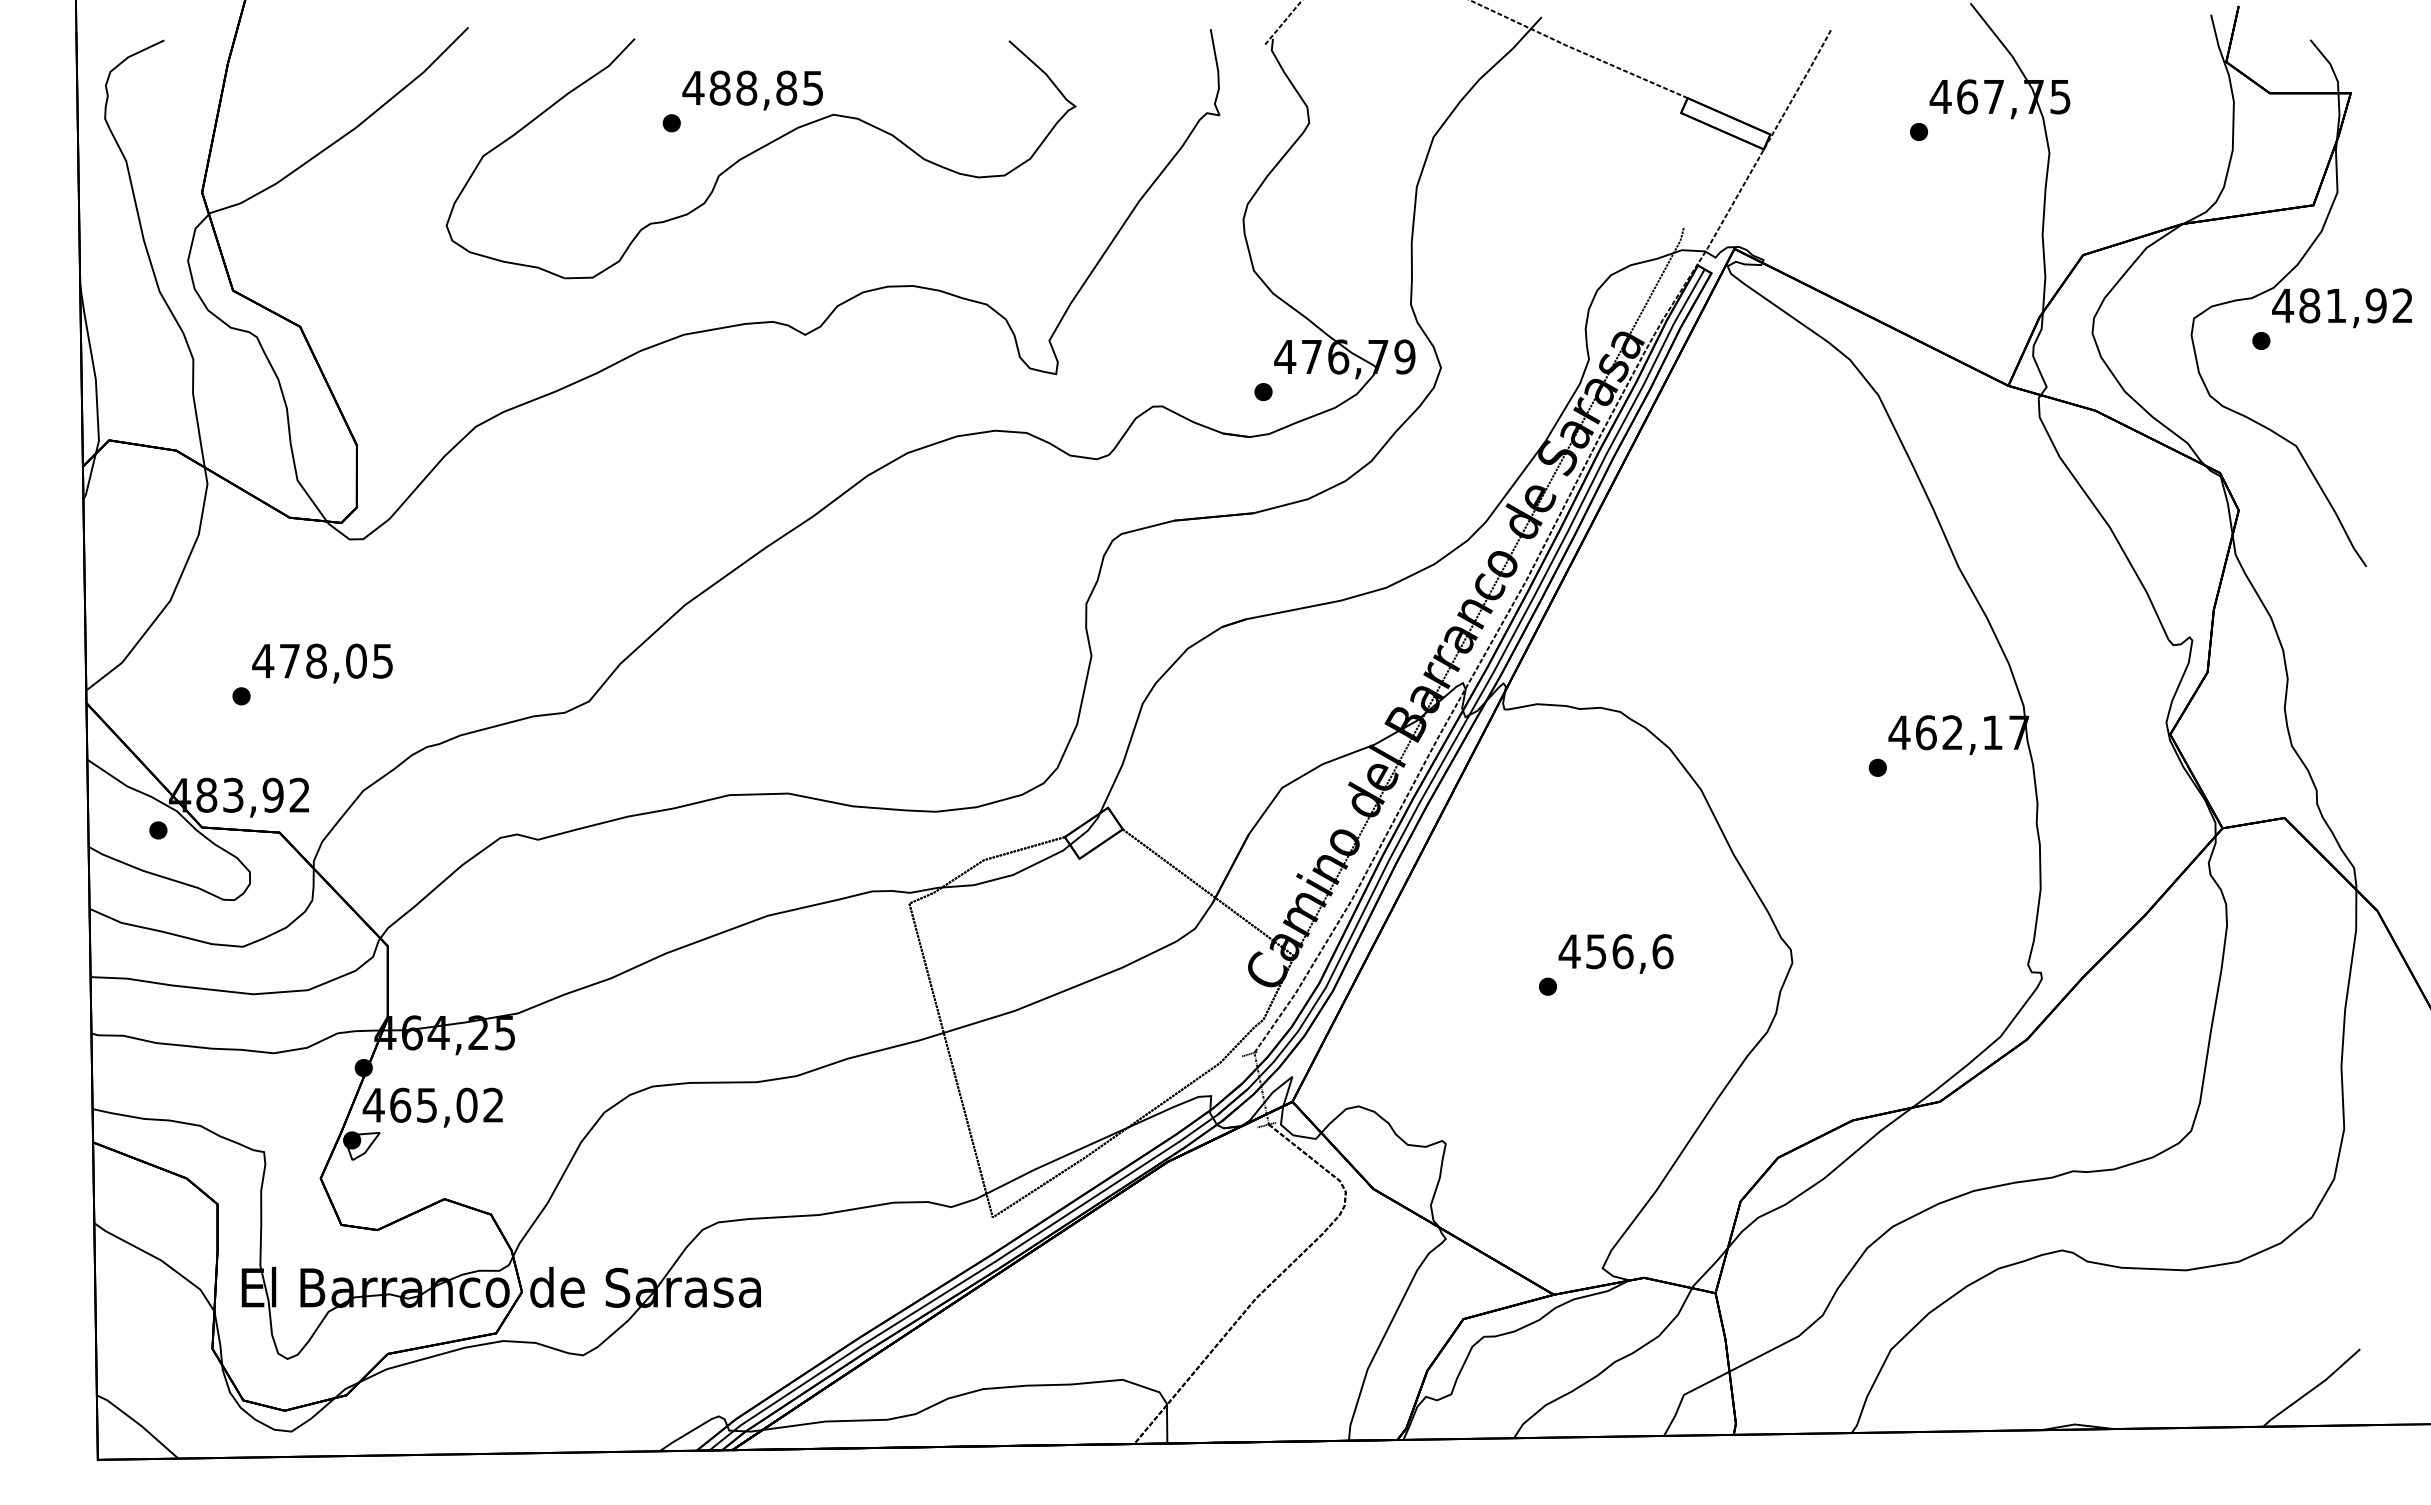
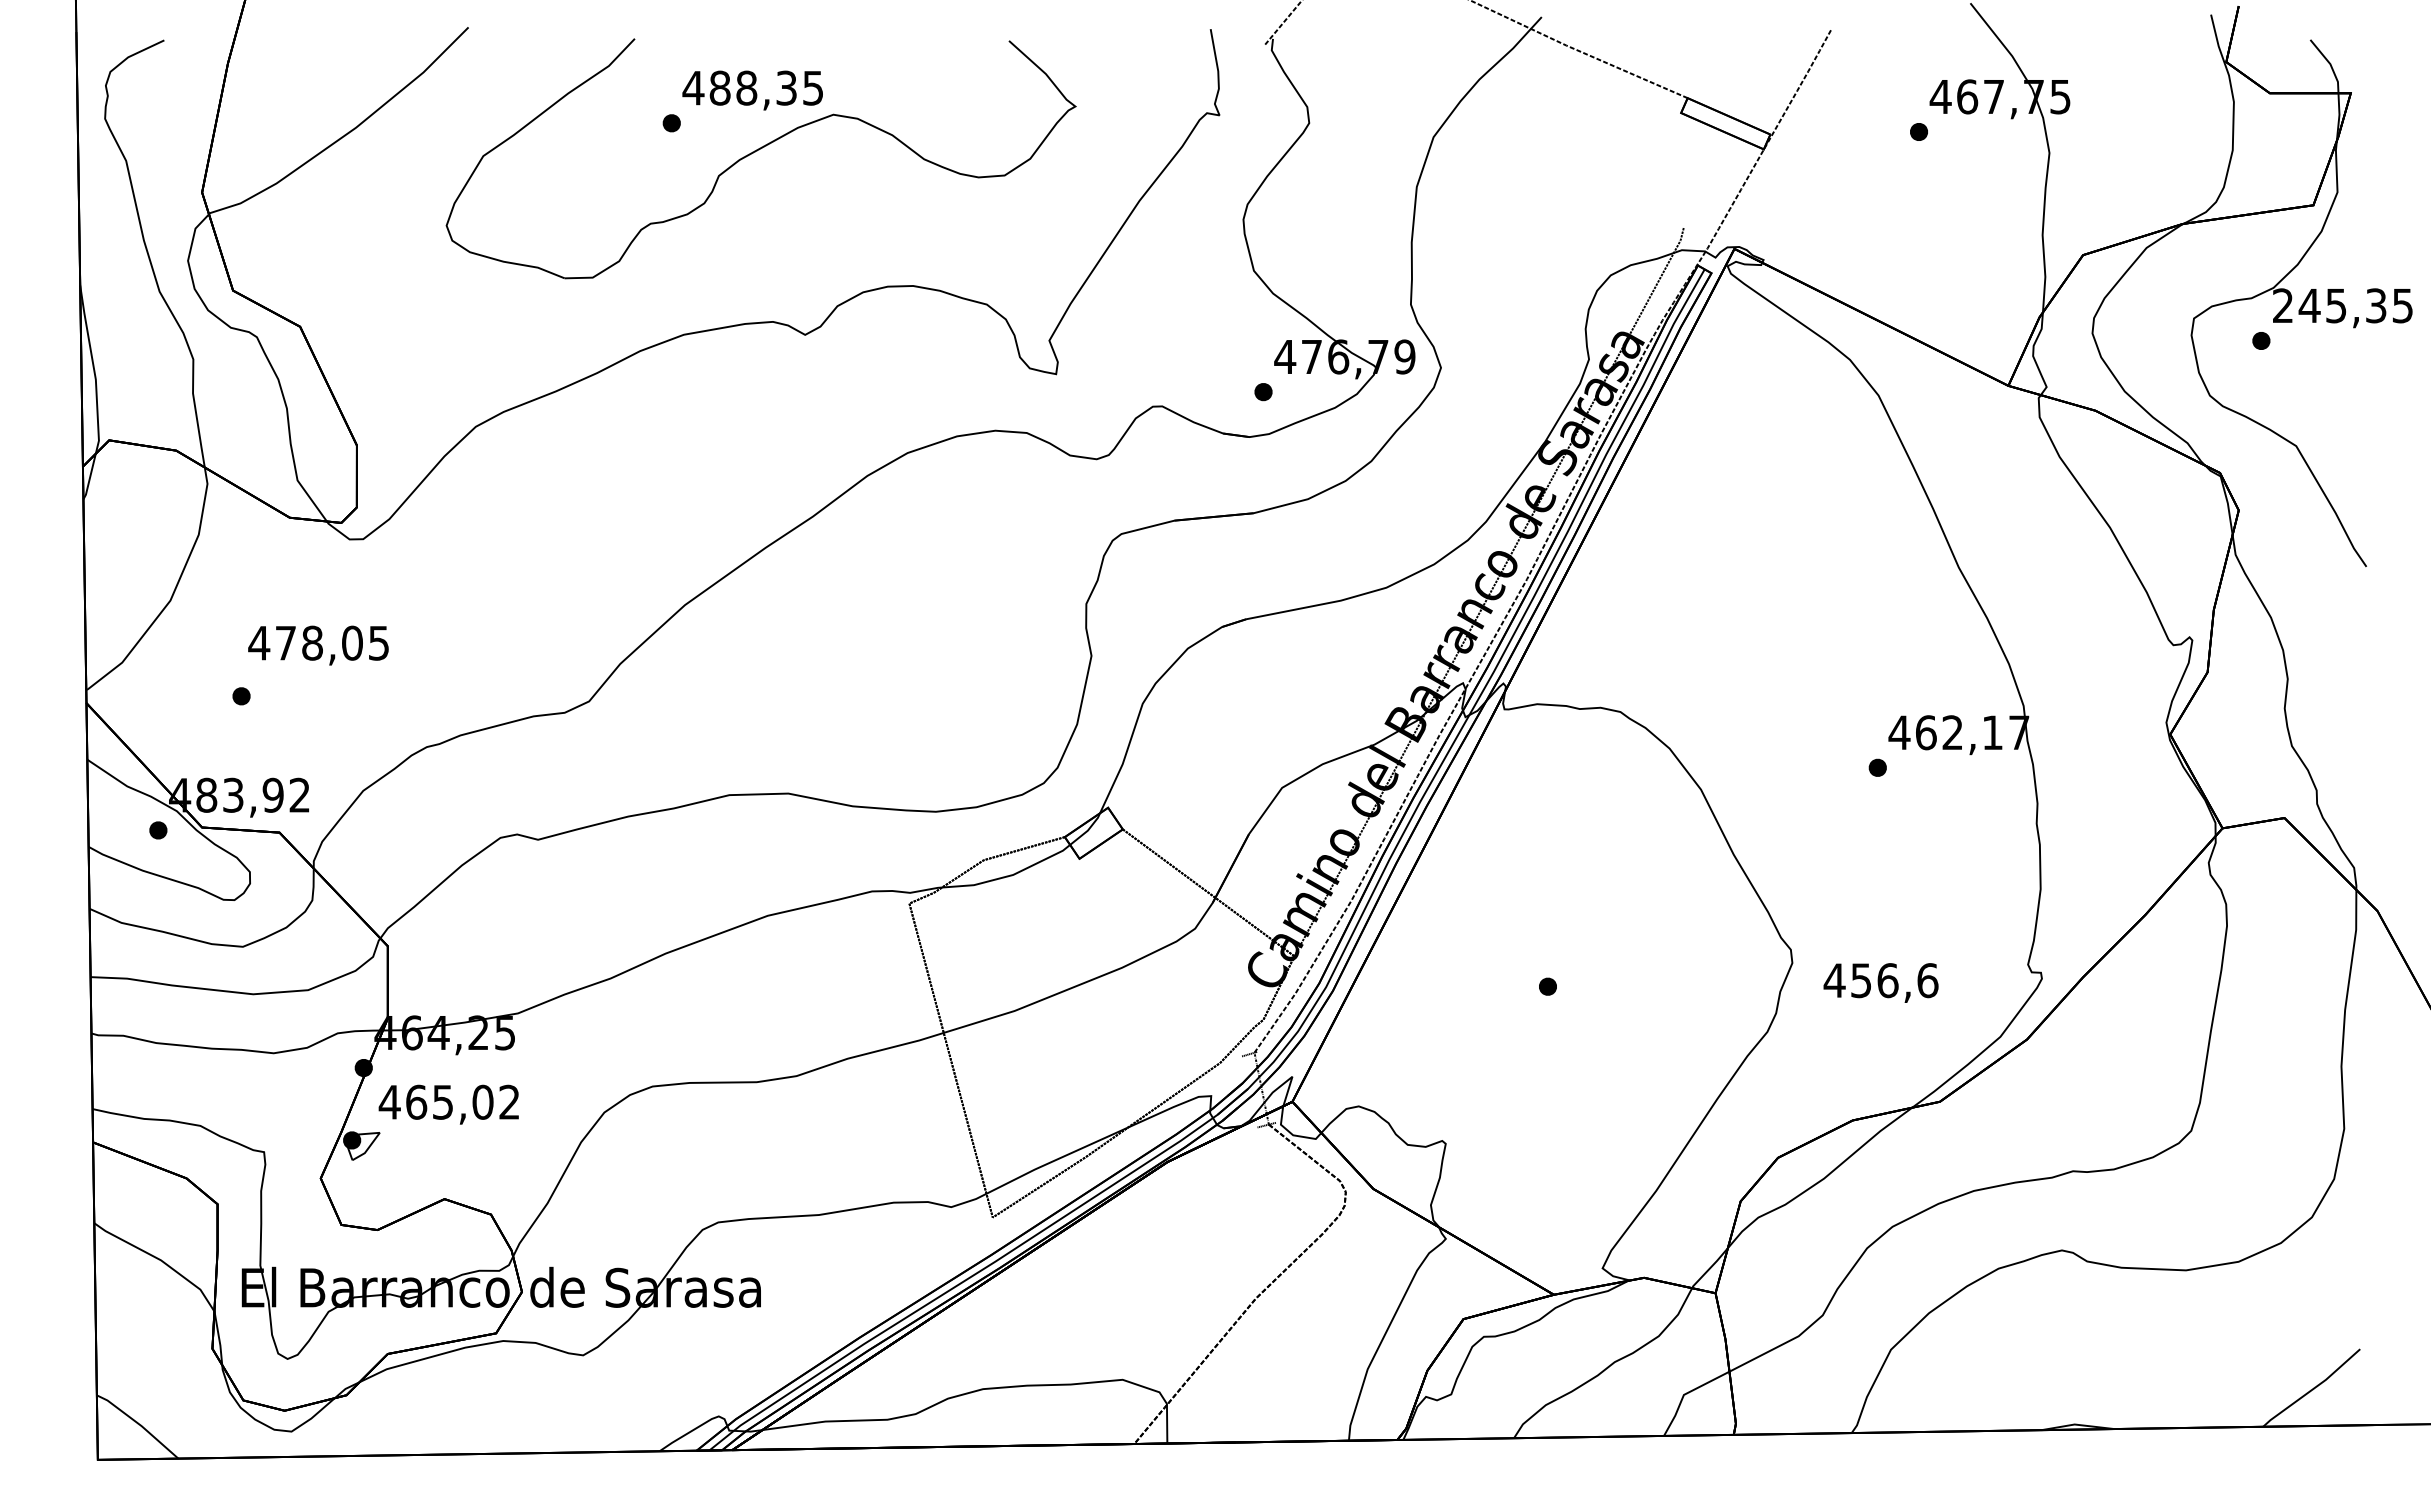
text: 488,85 -> 488,35 (786, 87)
text: 481,92 -> 245,35 (2342, 305)
text position: (322, 663) -> (318, 645) (318, 645)
text position: (1615, 953) -> (1880, 982) (1880, 982)
text position: (432, 1107) -> (448, 1104) (448, 1104)
